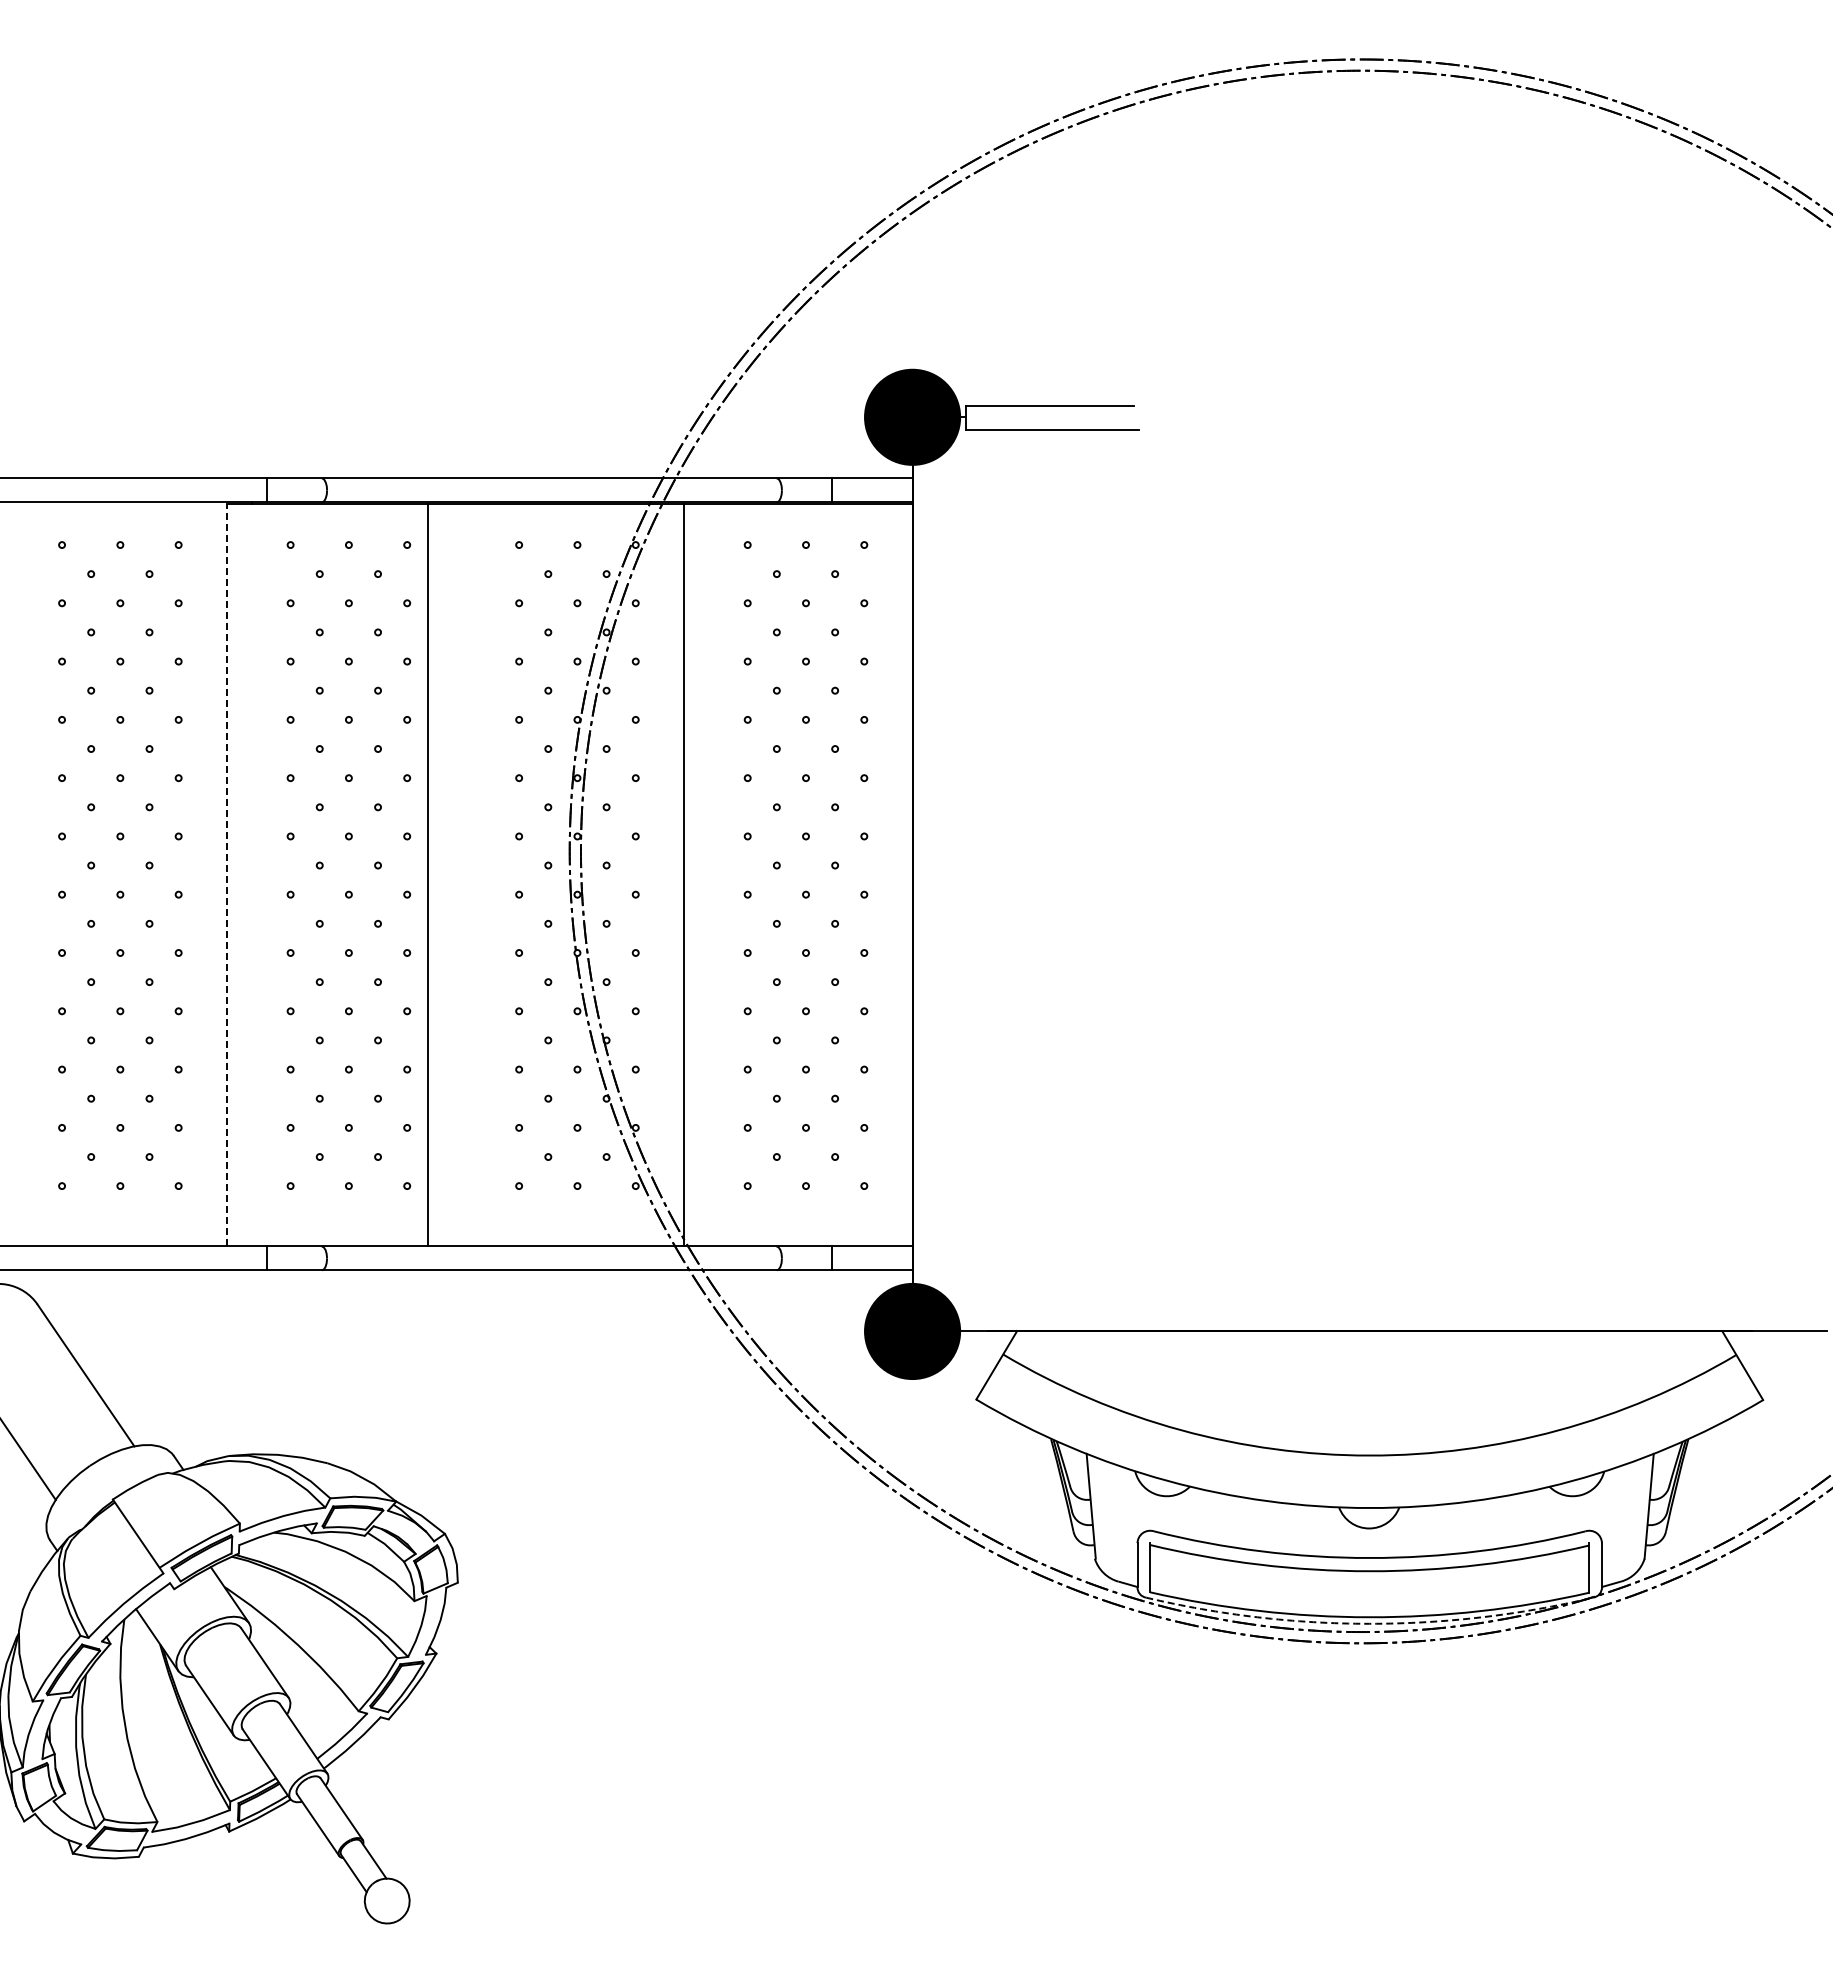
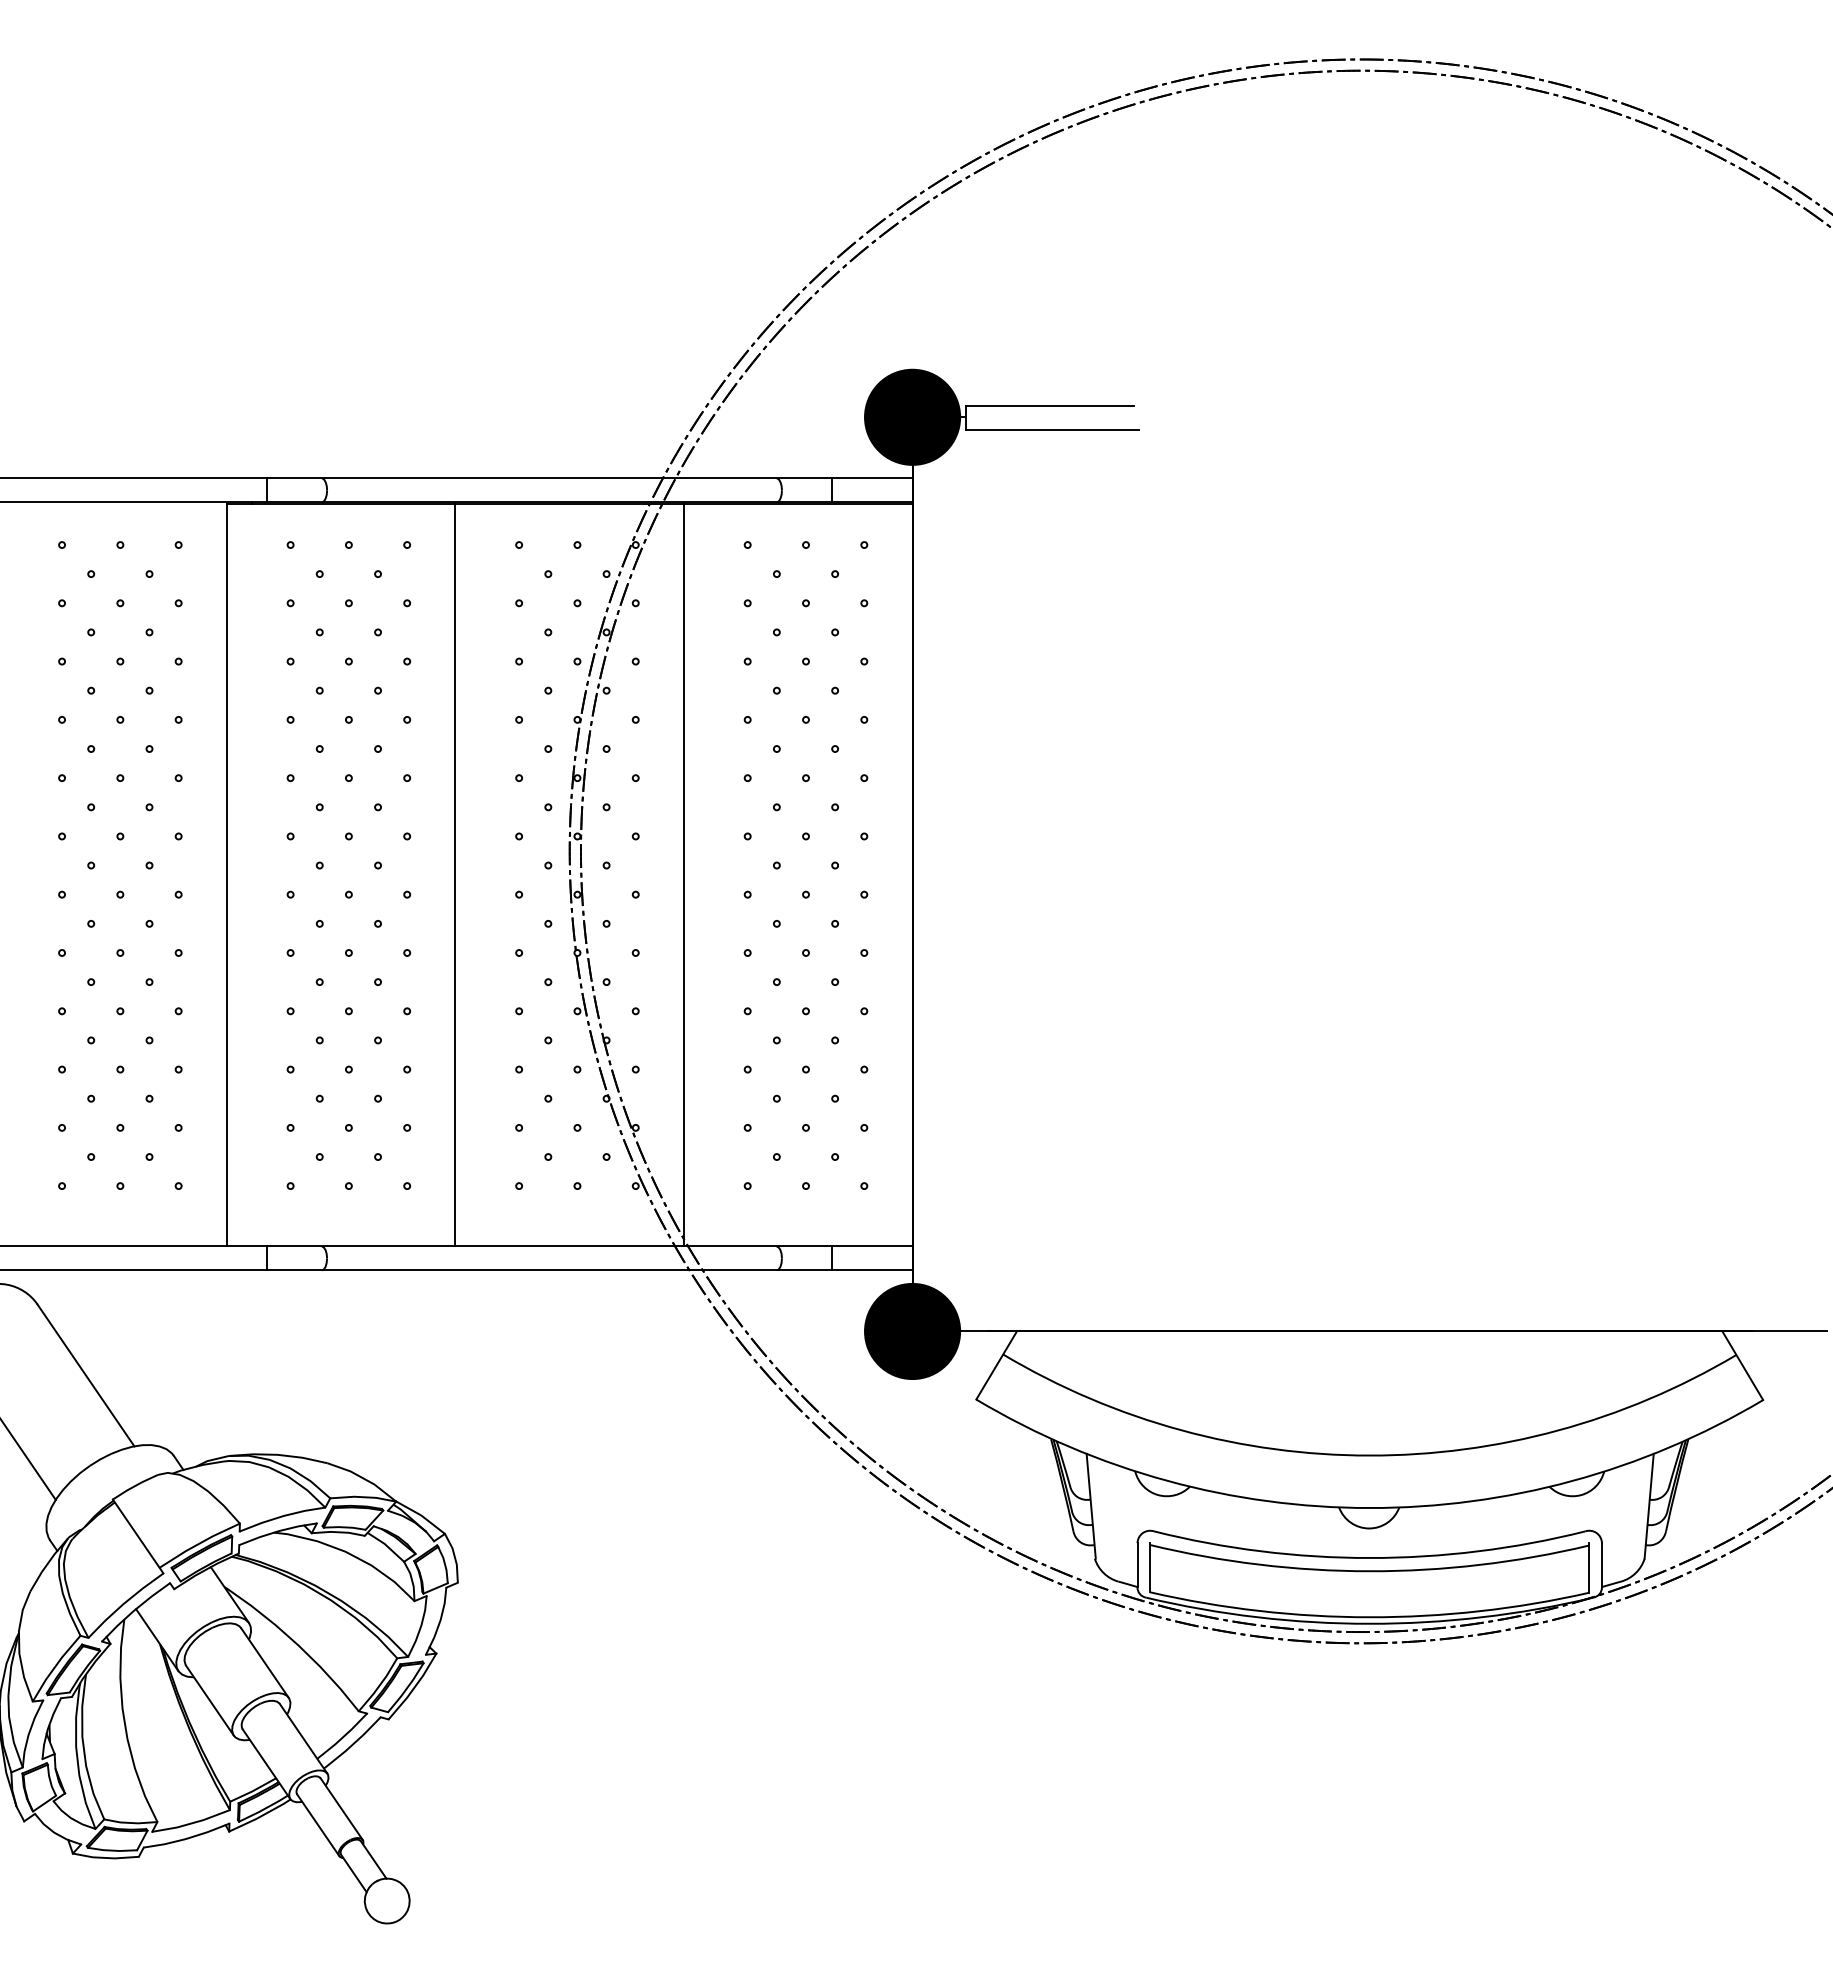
line: dashed -> solid (226, 874)
line position: (428, 875) -> (455, 875) (455, 875)
arc: dashed -> solid (1369, 1623)
